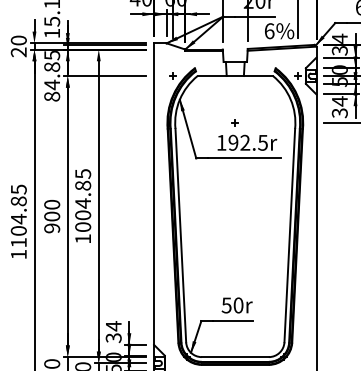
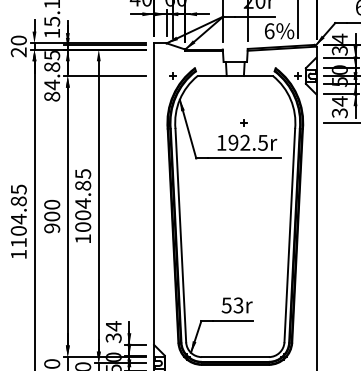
part position: (234, 122) -> (243, 122) (243, 122)
text: 50r -> 53r (238, 305)
